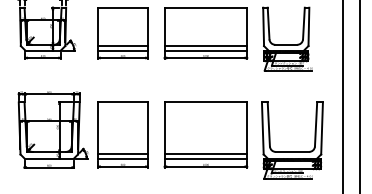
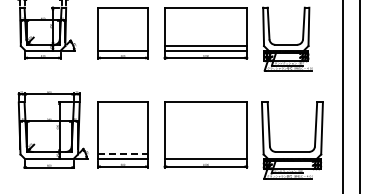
line: present -> none (122, 46)
line: solid -> dashed (123, 154)
line: present -> none (205, 154)
